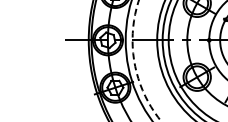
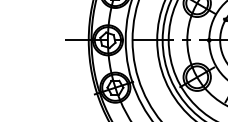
circle: dashed -> solid (146, 60)
